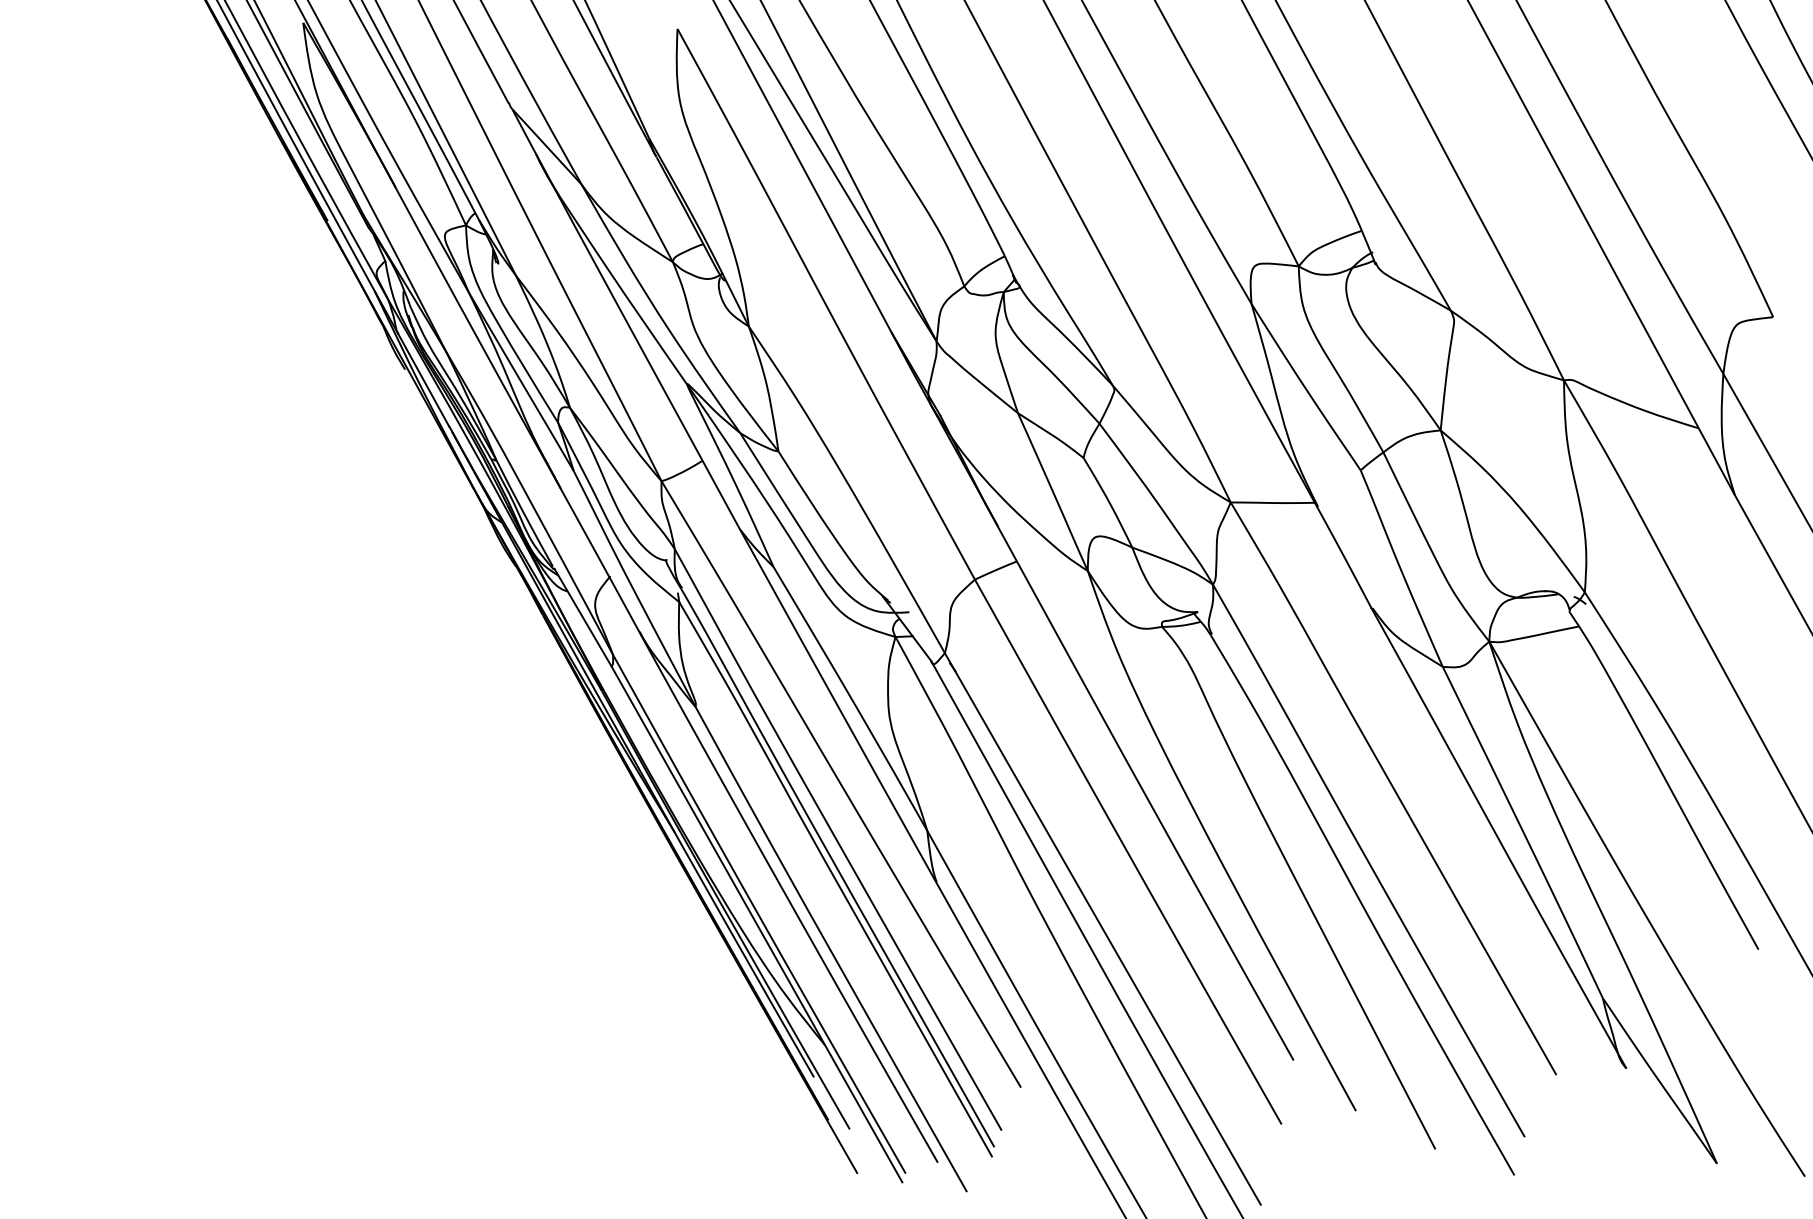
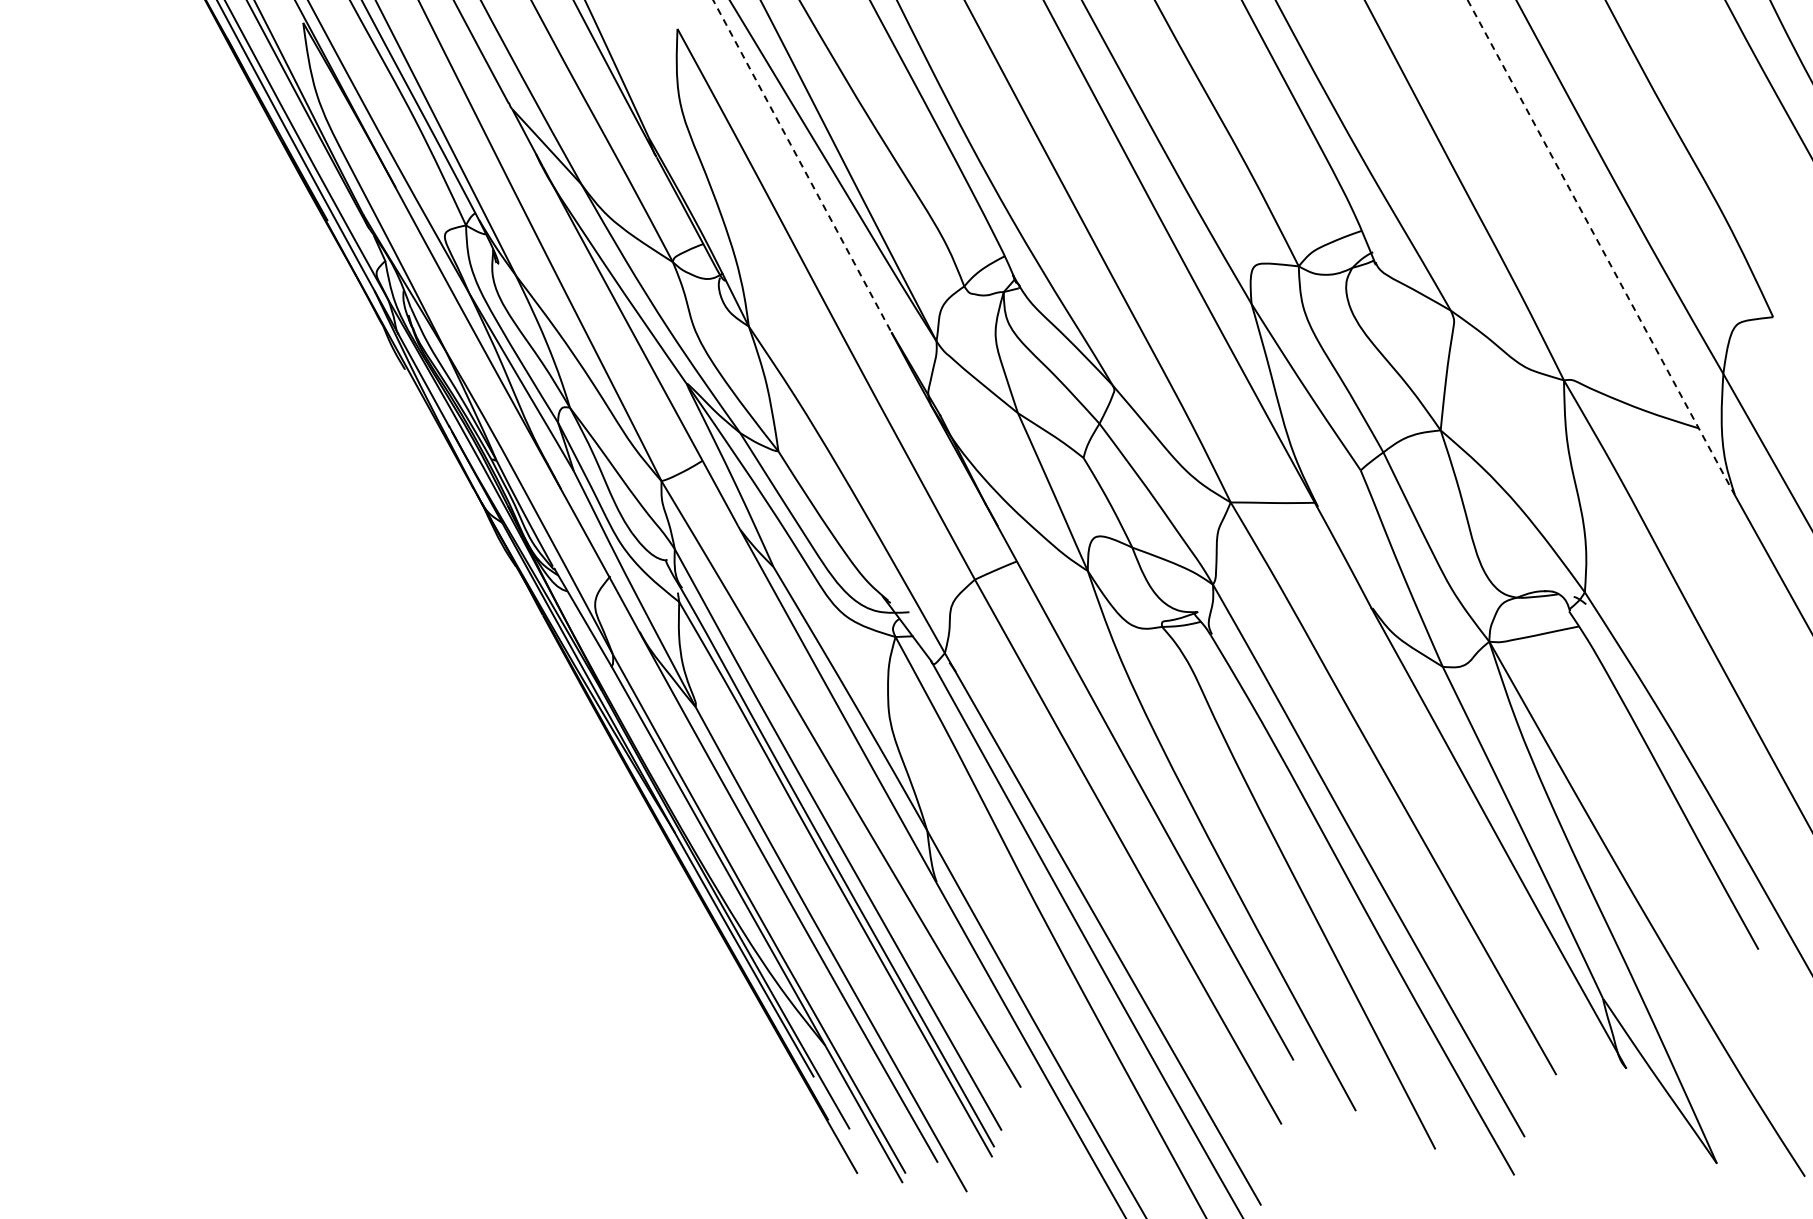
line: solid -> dashed (802, 167)
line: solid -> dashed (1600, 247)
